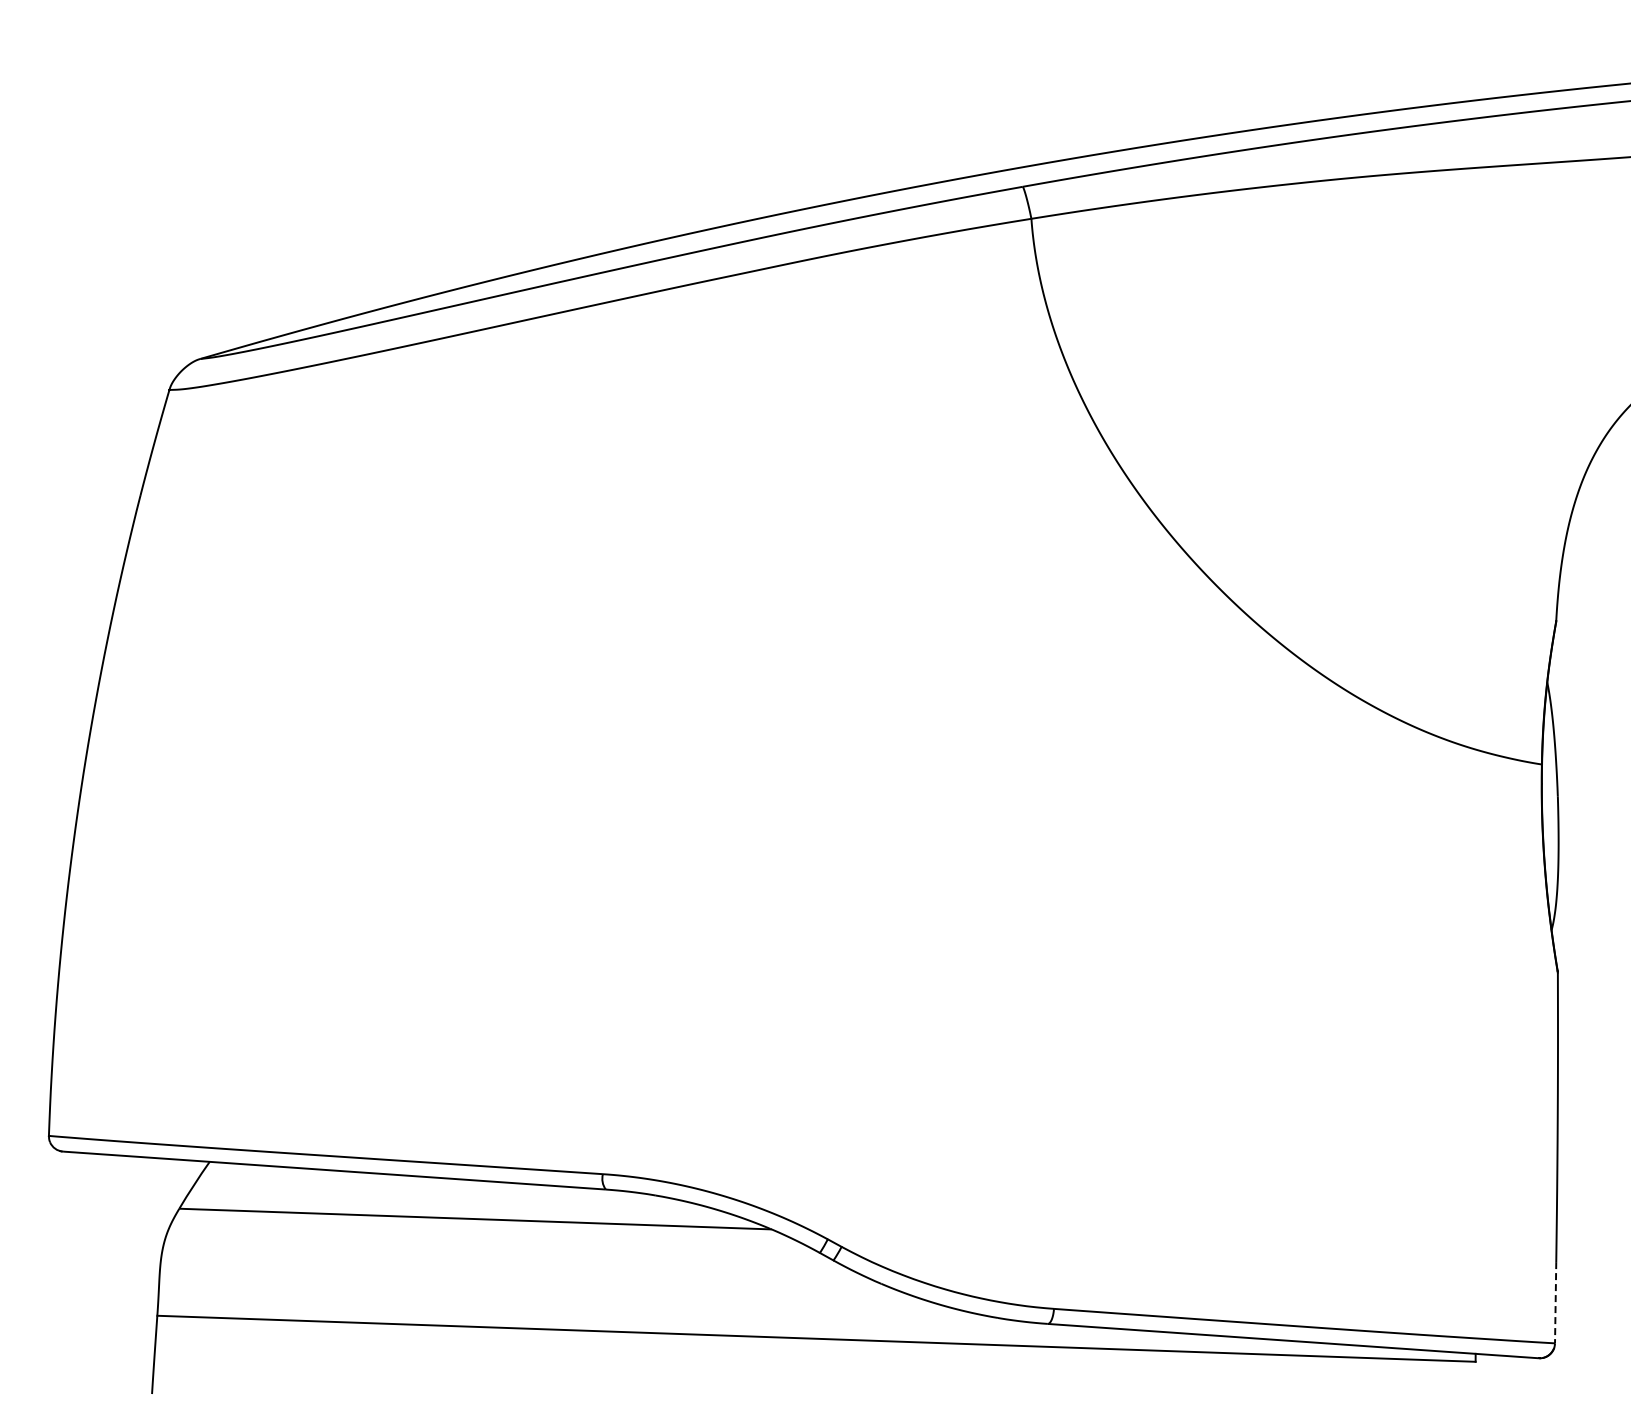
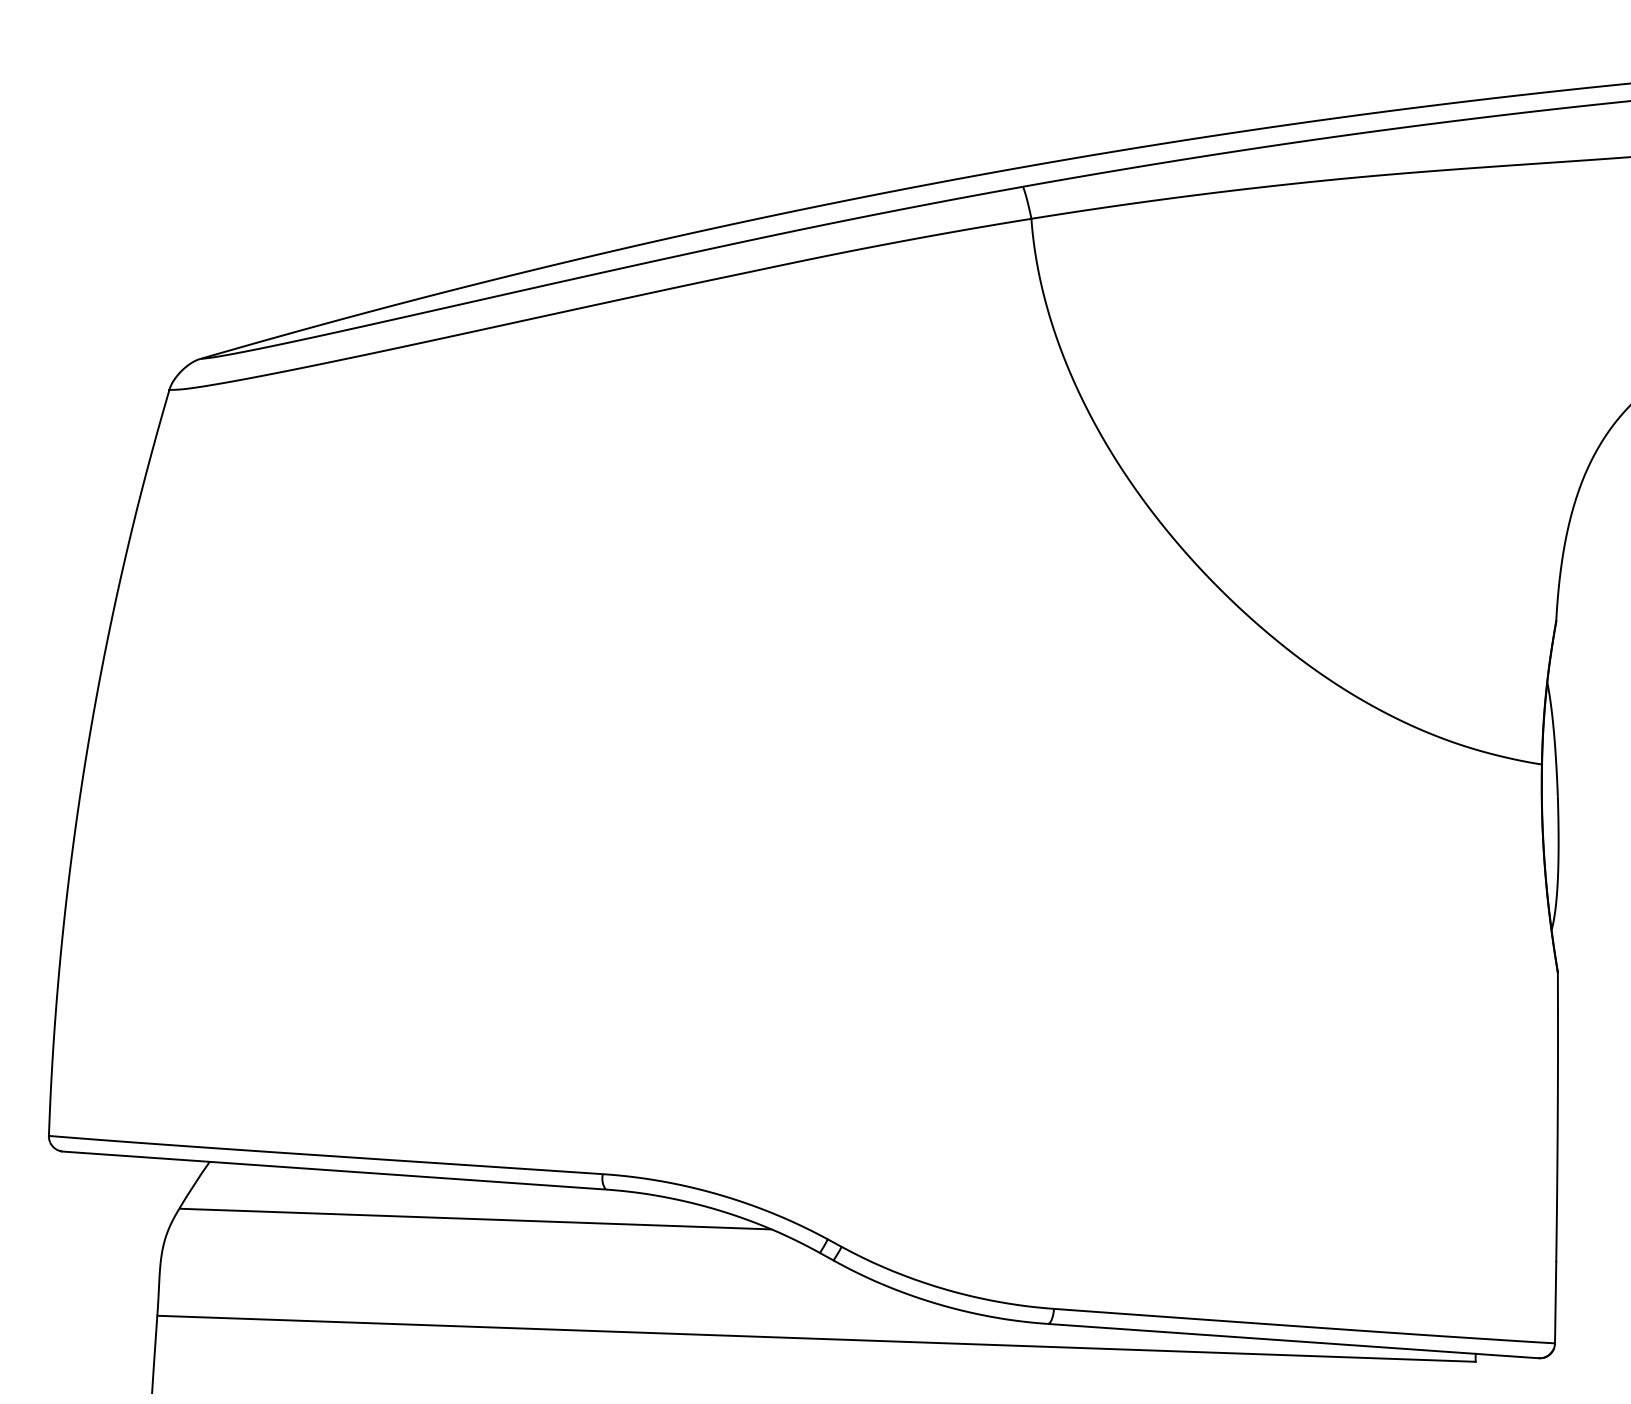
line: dashed -> solid (1555, 1302)
